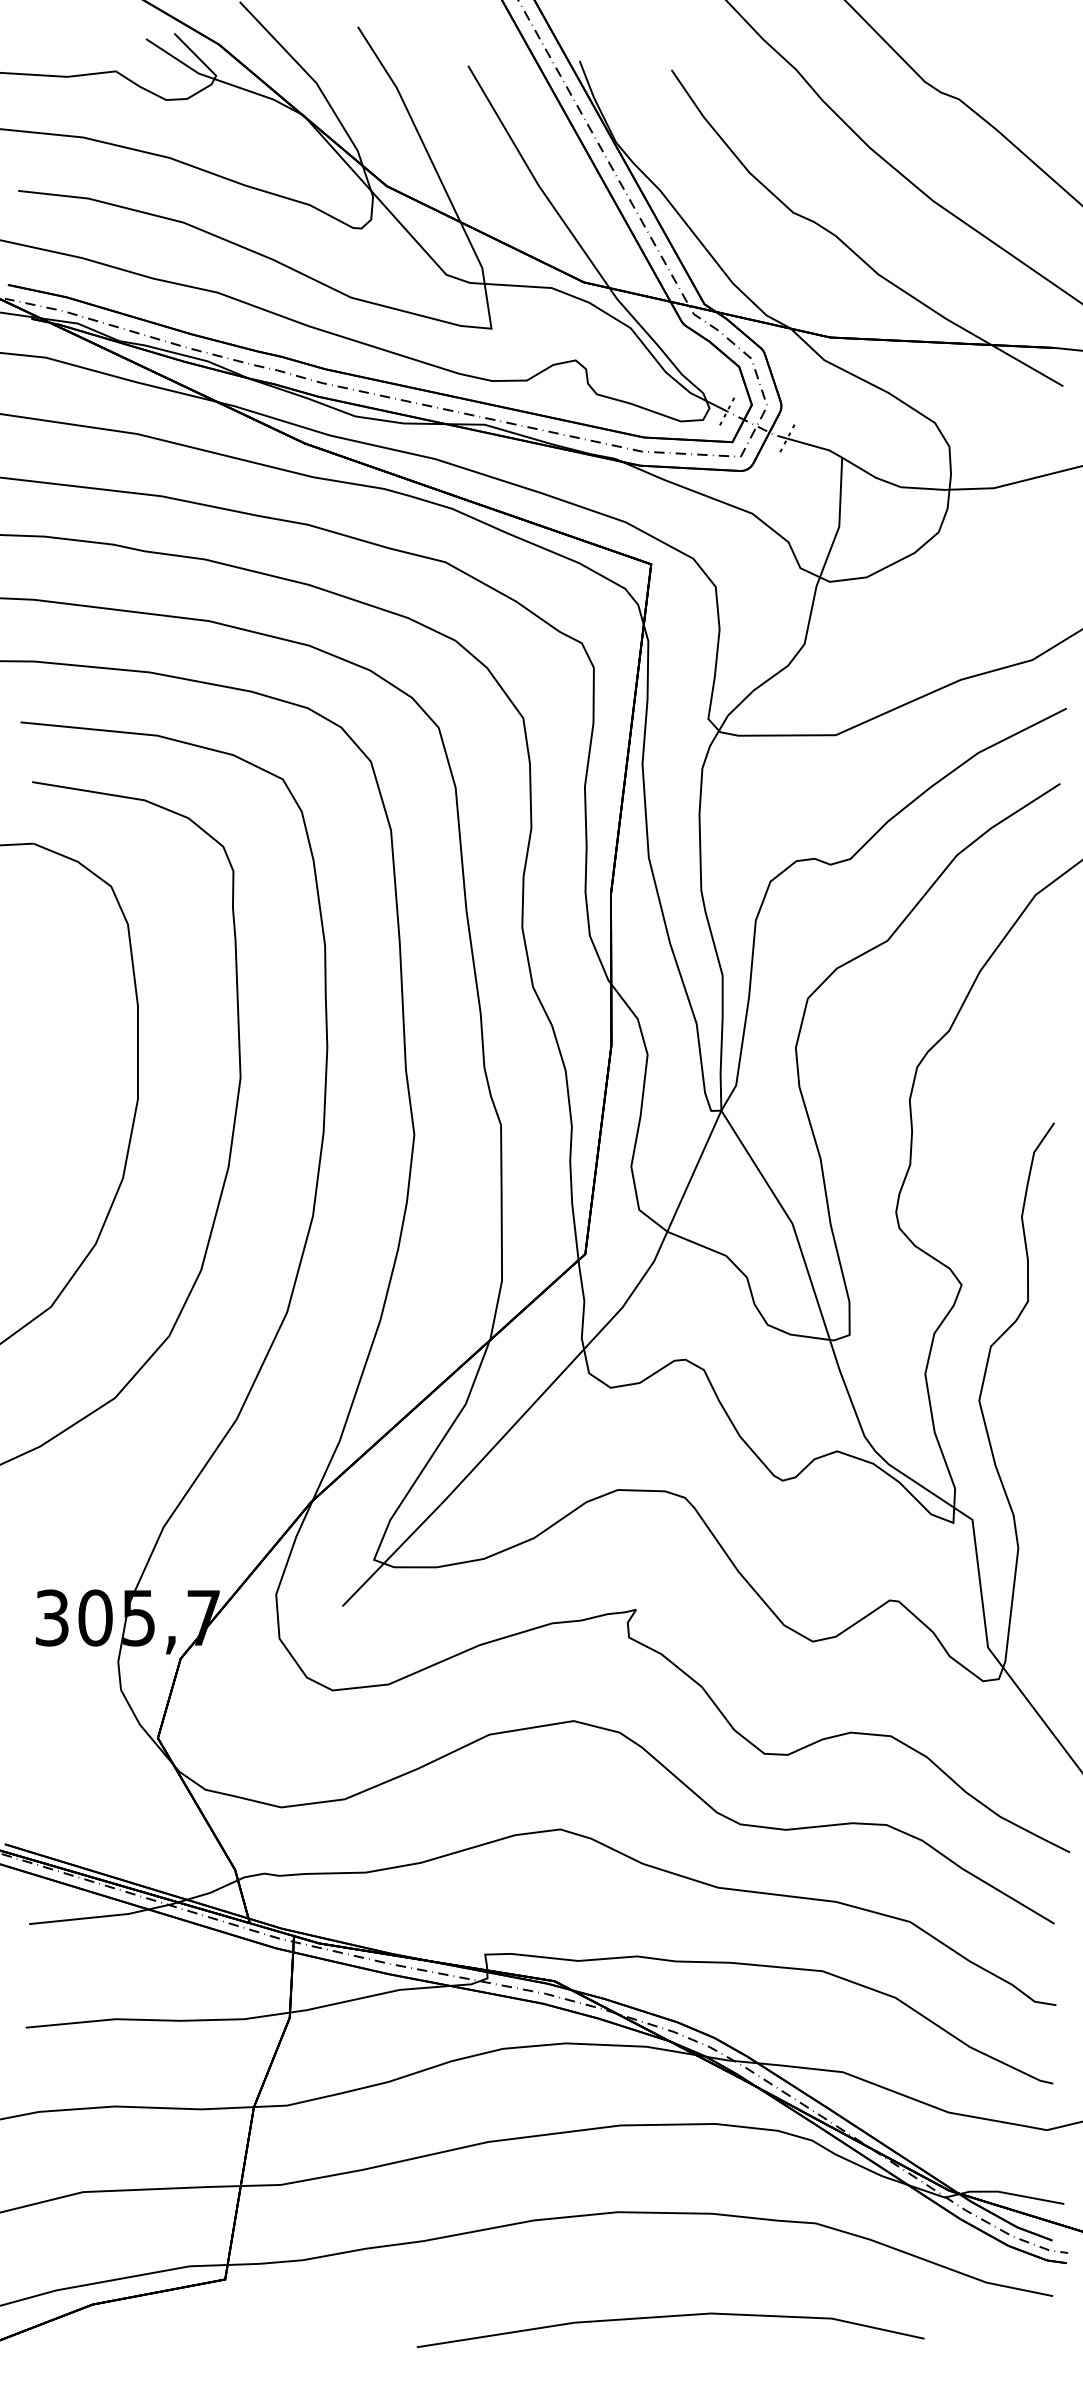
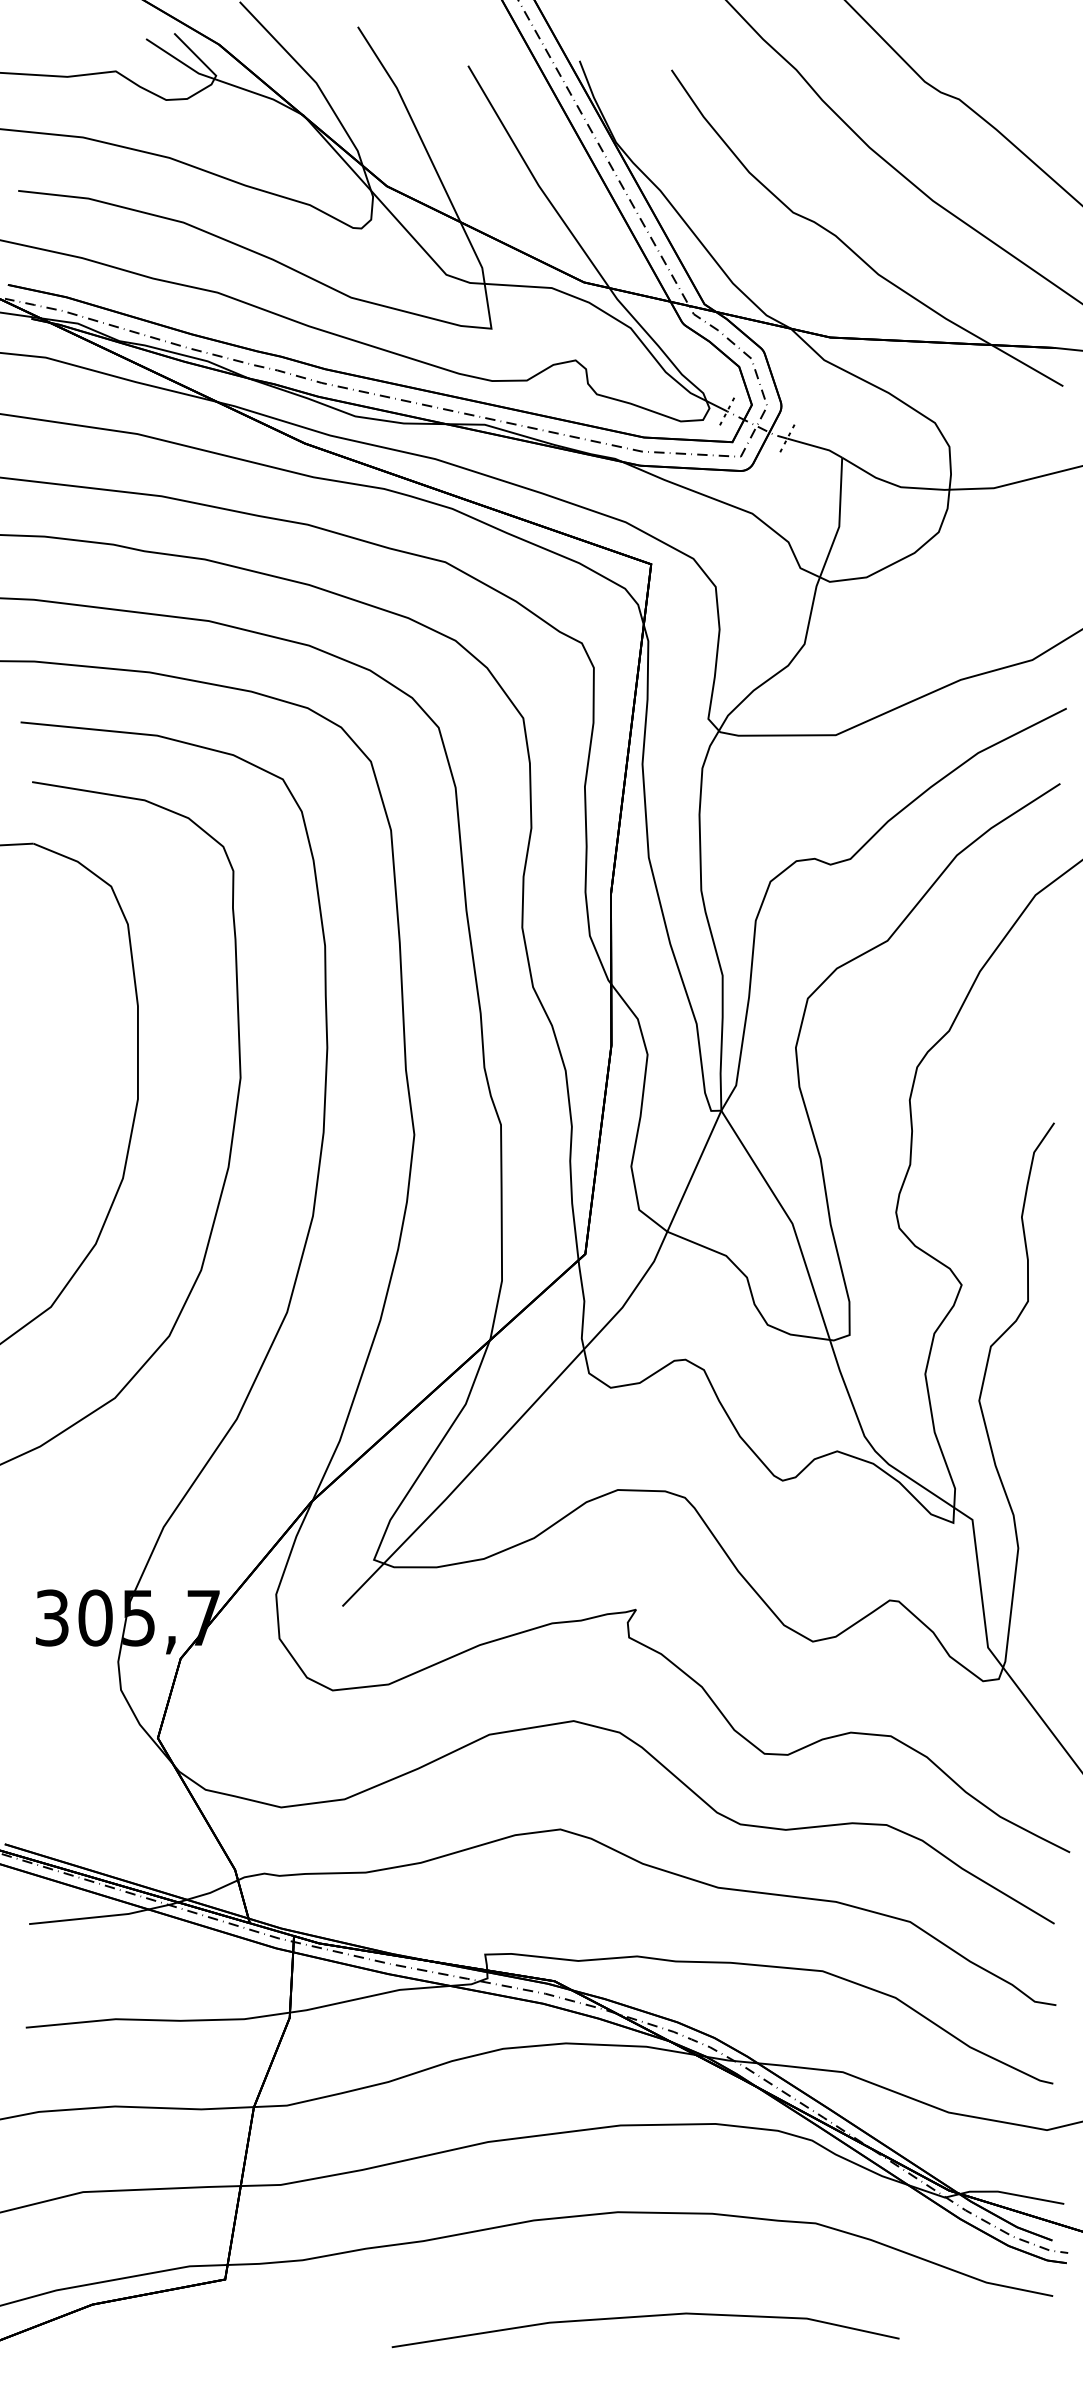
line position: (670, 2317) -> (645, 2317) (645, 2317)
